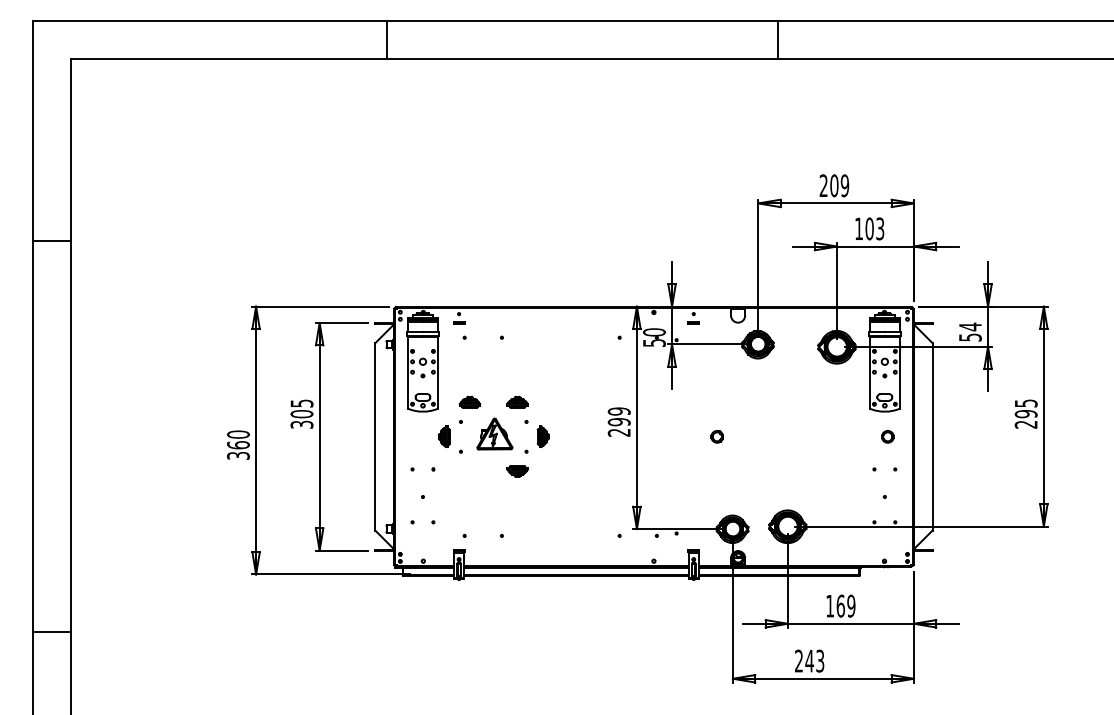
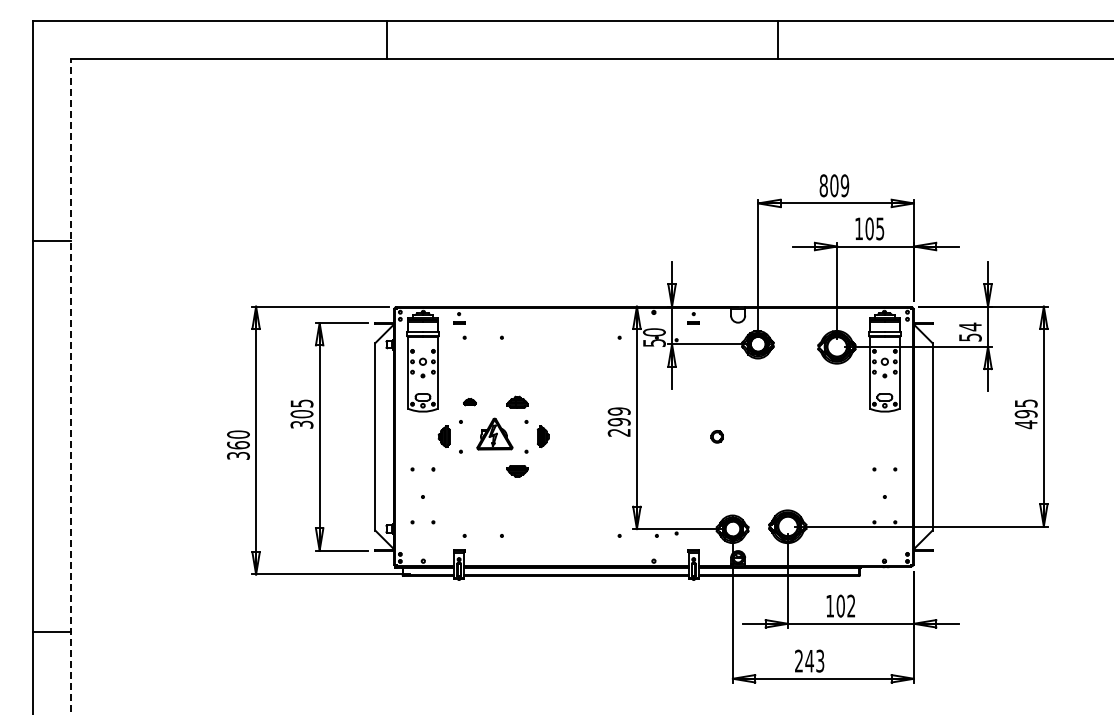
text: 209 -> 809 (823, 185)
text: 103 -> 105 (880, 228)
line: solid -> dashed (70, 386)
part size: 24x14 px -> 14x9 px (469, 402)
text: 295 -> 495 (1025, 424)
part: present -> none (887, 436)
text: 169 -> 102 (845, 605)
